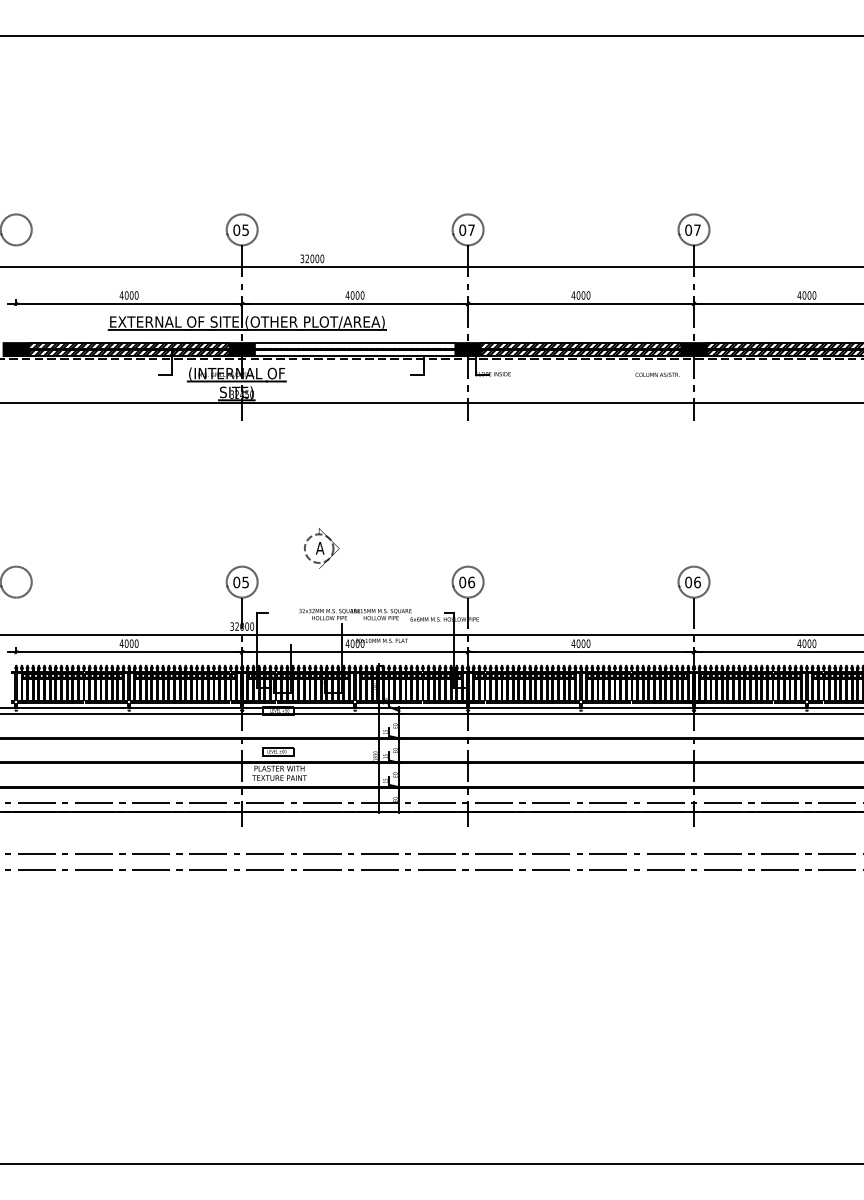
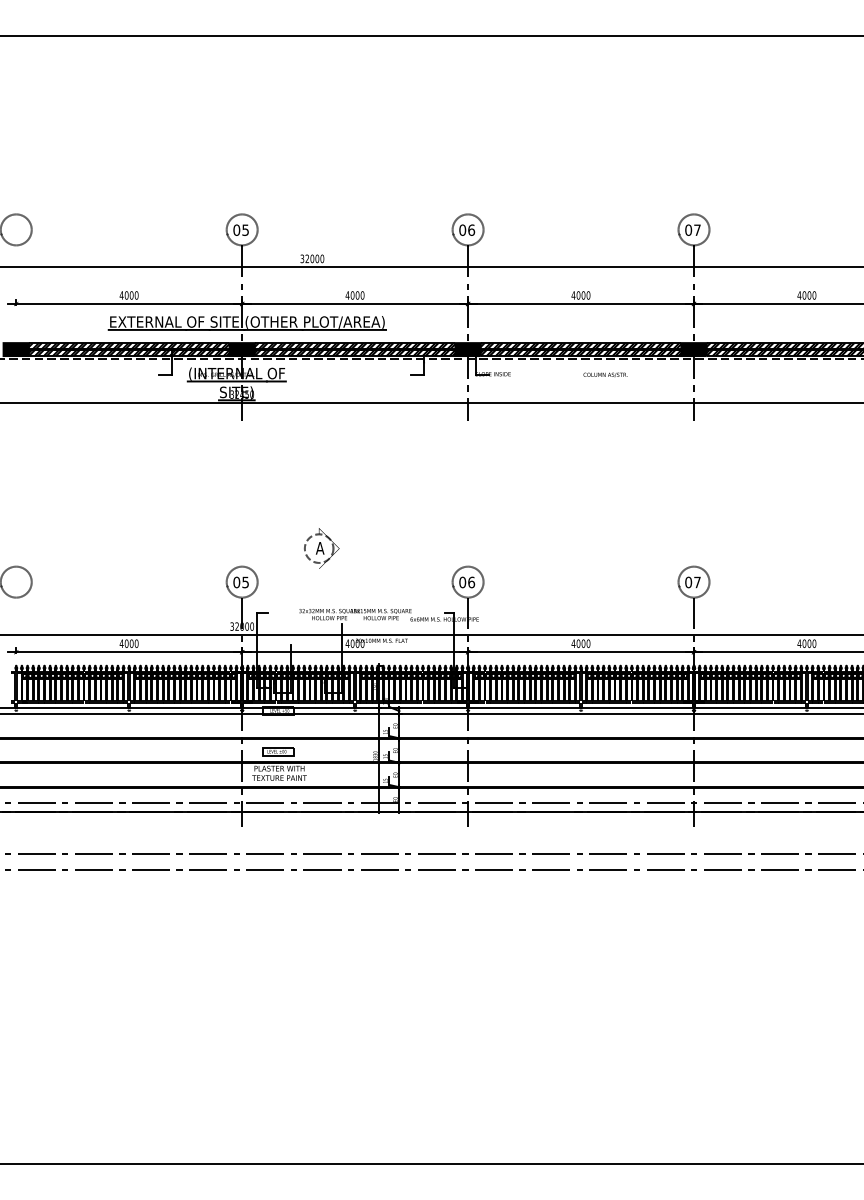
text: 07 -> 06 (471, 229)
hatch: none -> present (354, 349)
text position: (657, 374) -> (605, 374) (605, 374)
text: 06 -> 07 (697, 582)
